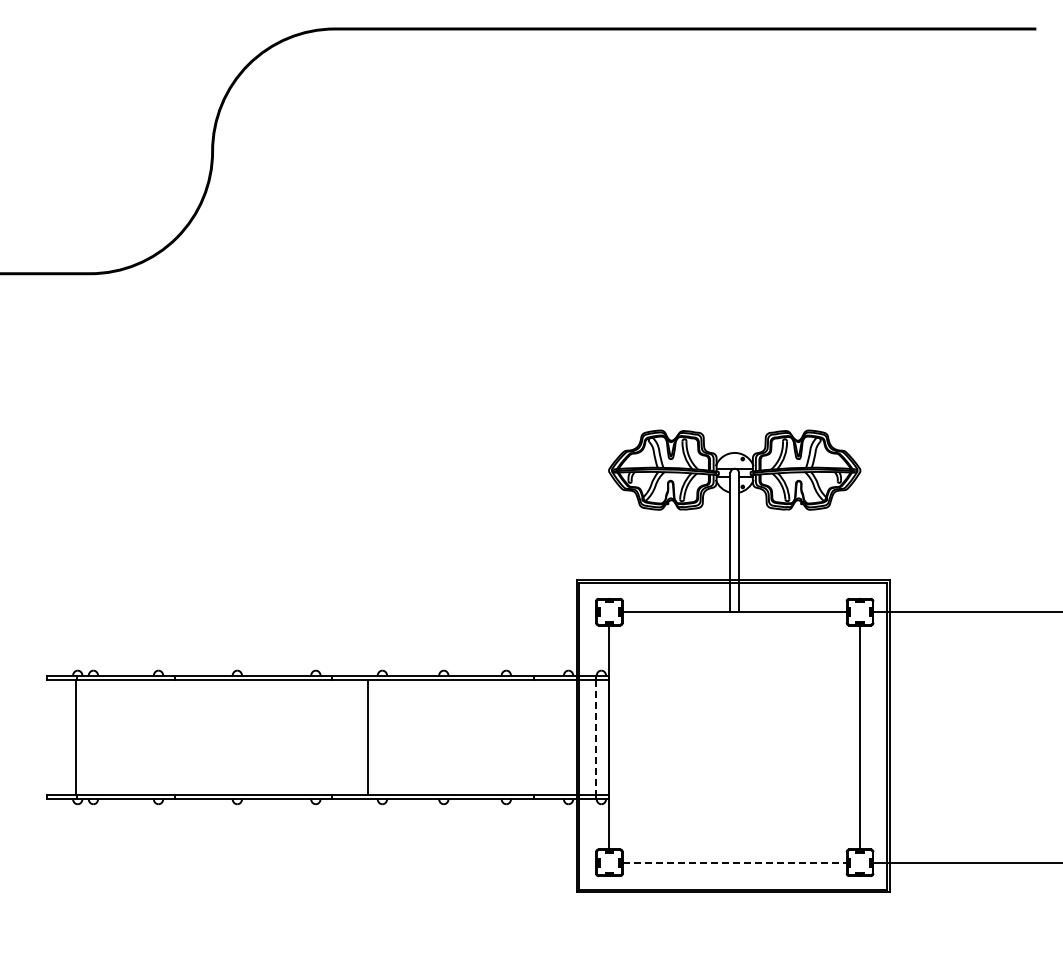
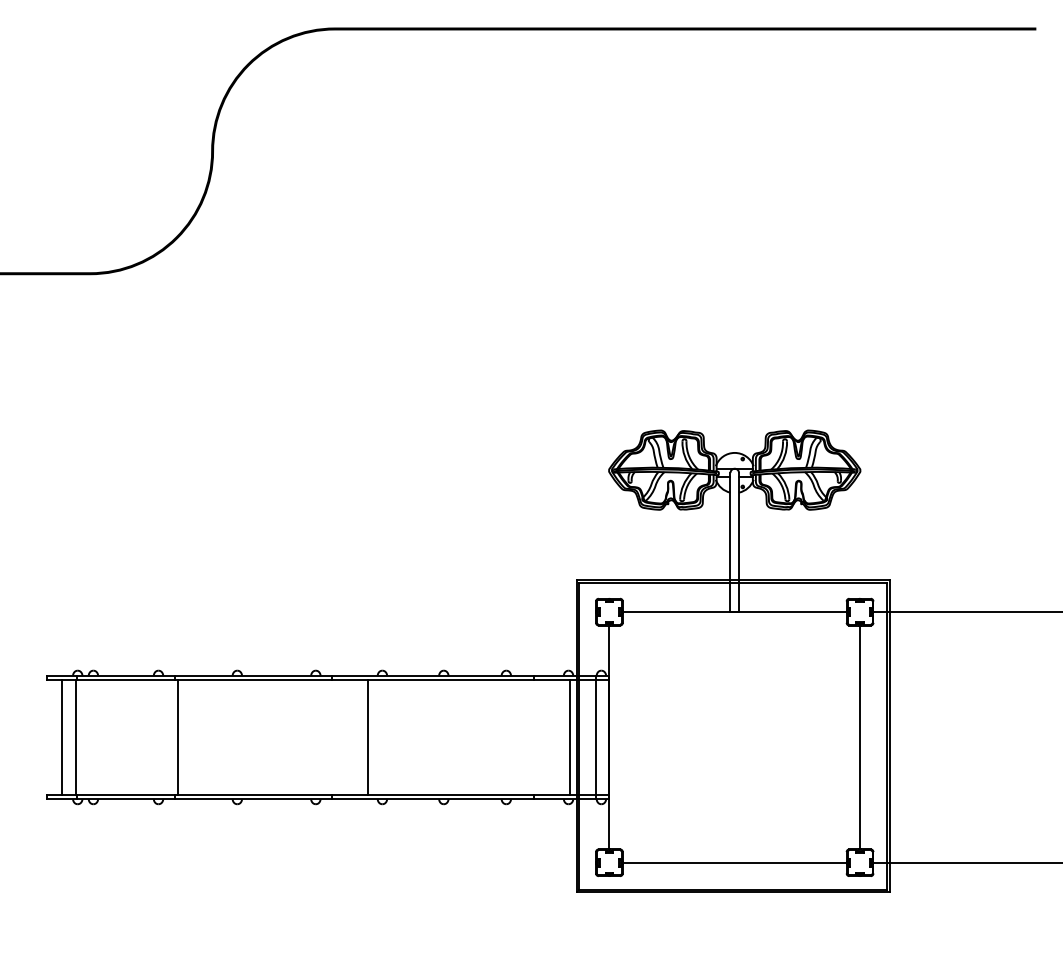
line: none -> present (62, 737)
line: none -> present (177, 737)
line: none -> present (570, 737)
line: dashed -> solid (596, 737)
line: dashed -> solid (734, 862)
